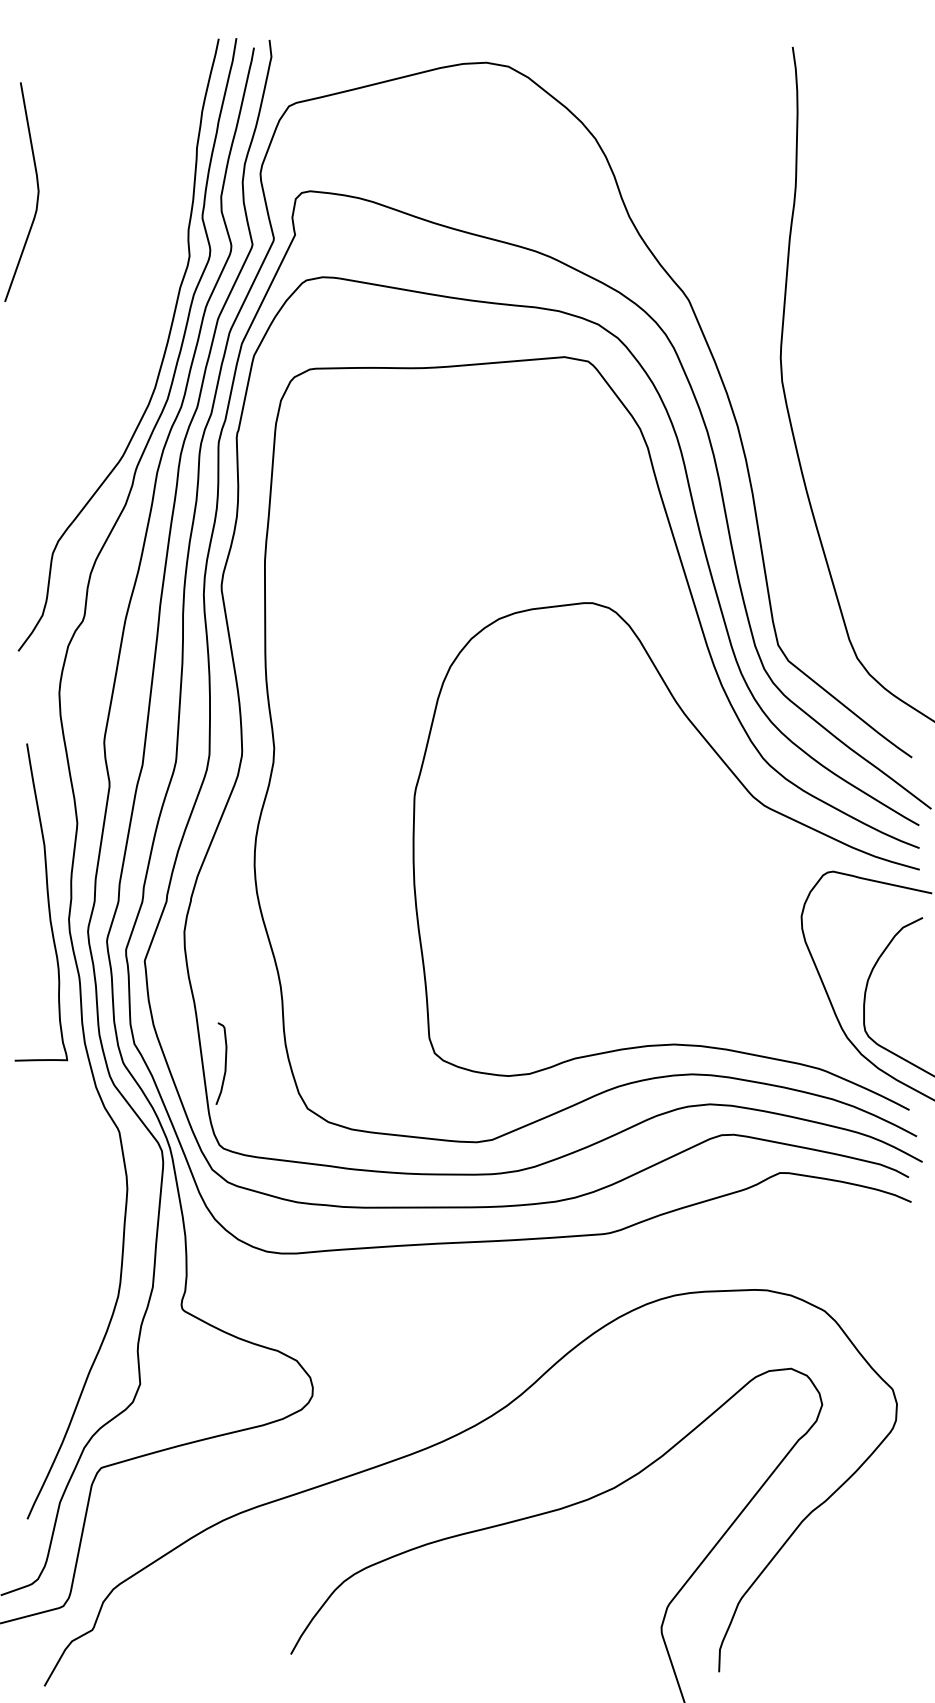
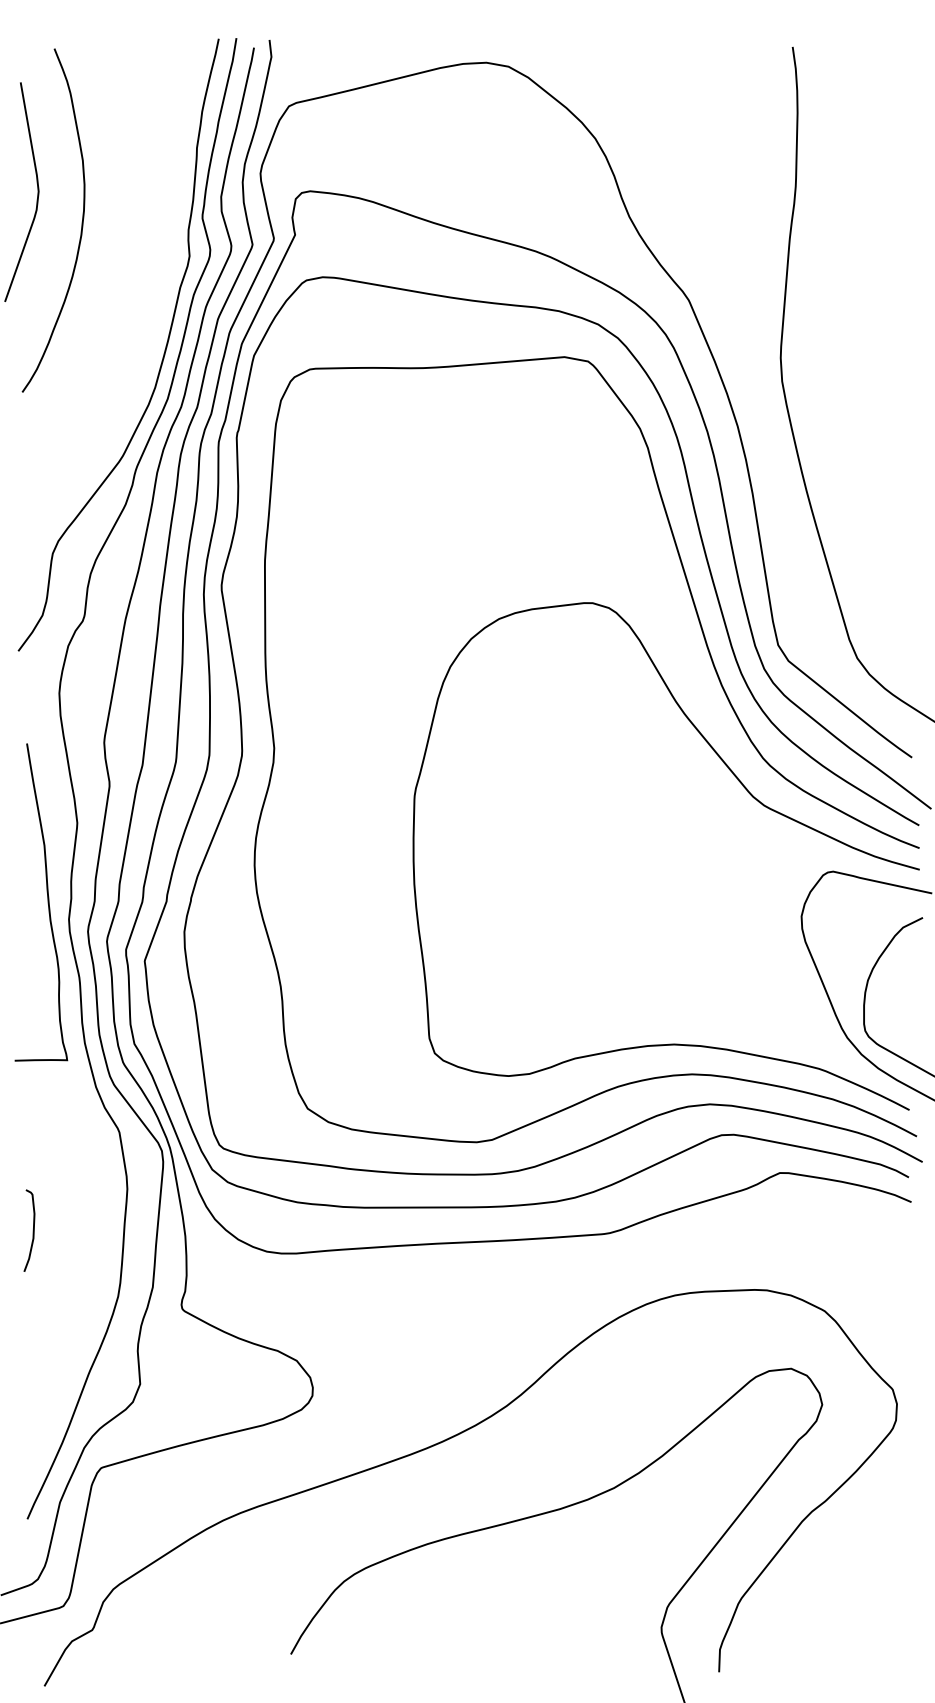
curve: none -> present (81, 222)
curve position: (224, 1063) -> (32, 1230) (32, 1230)
